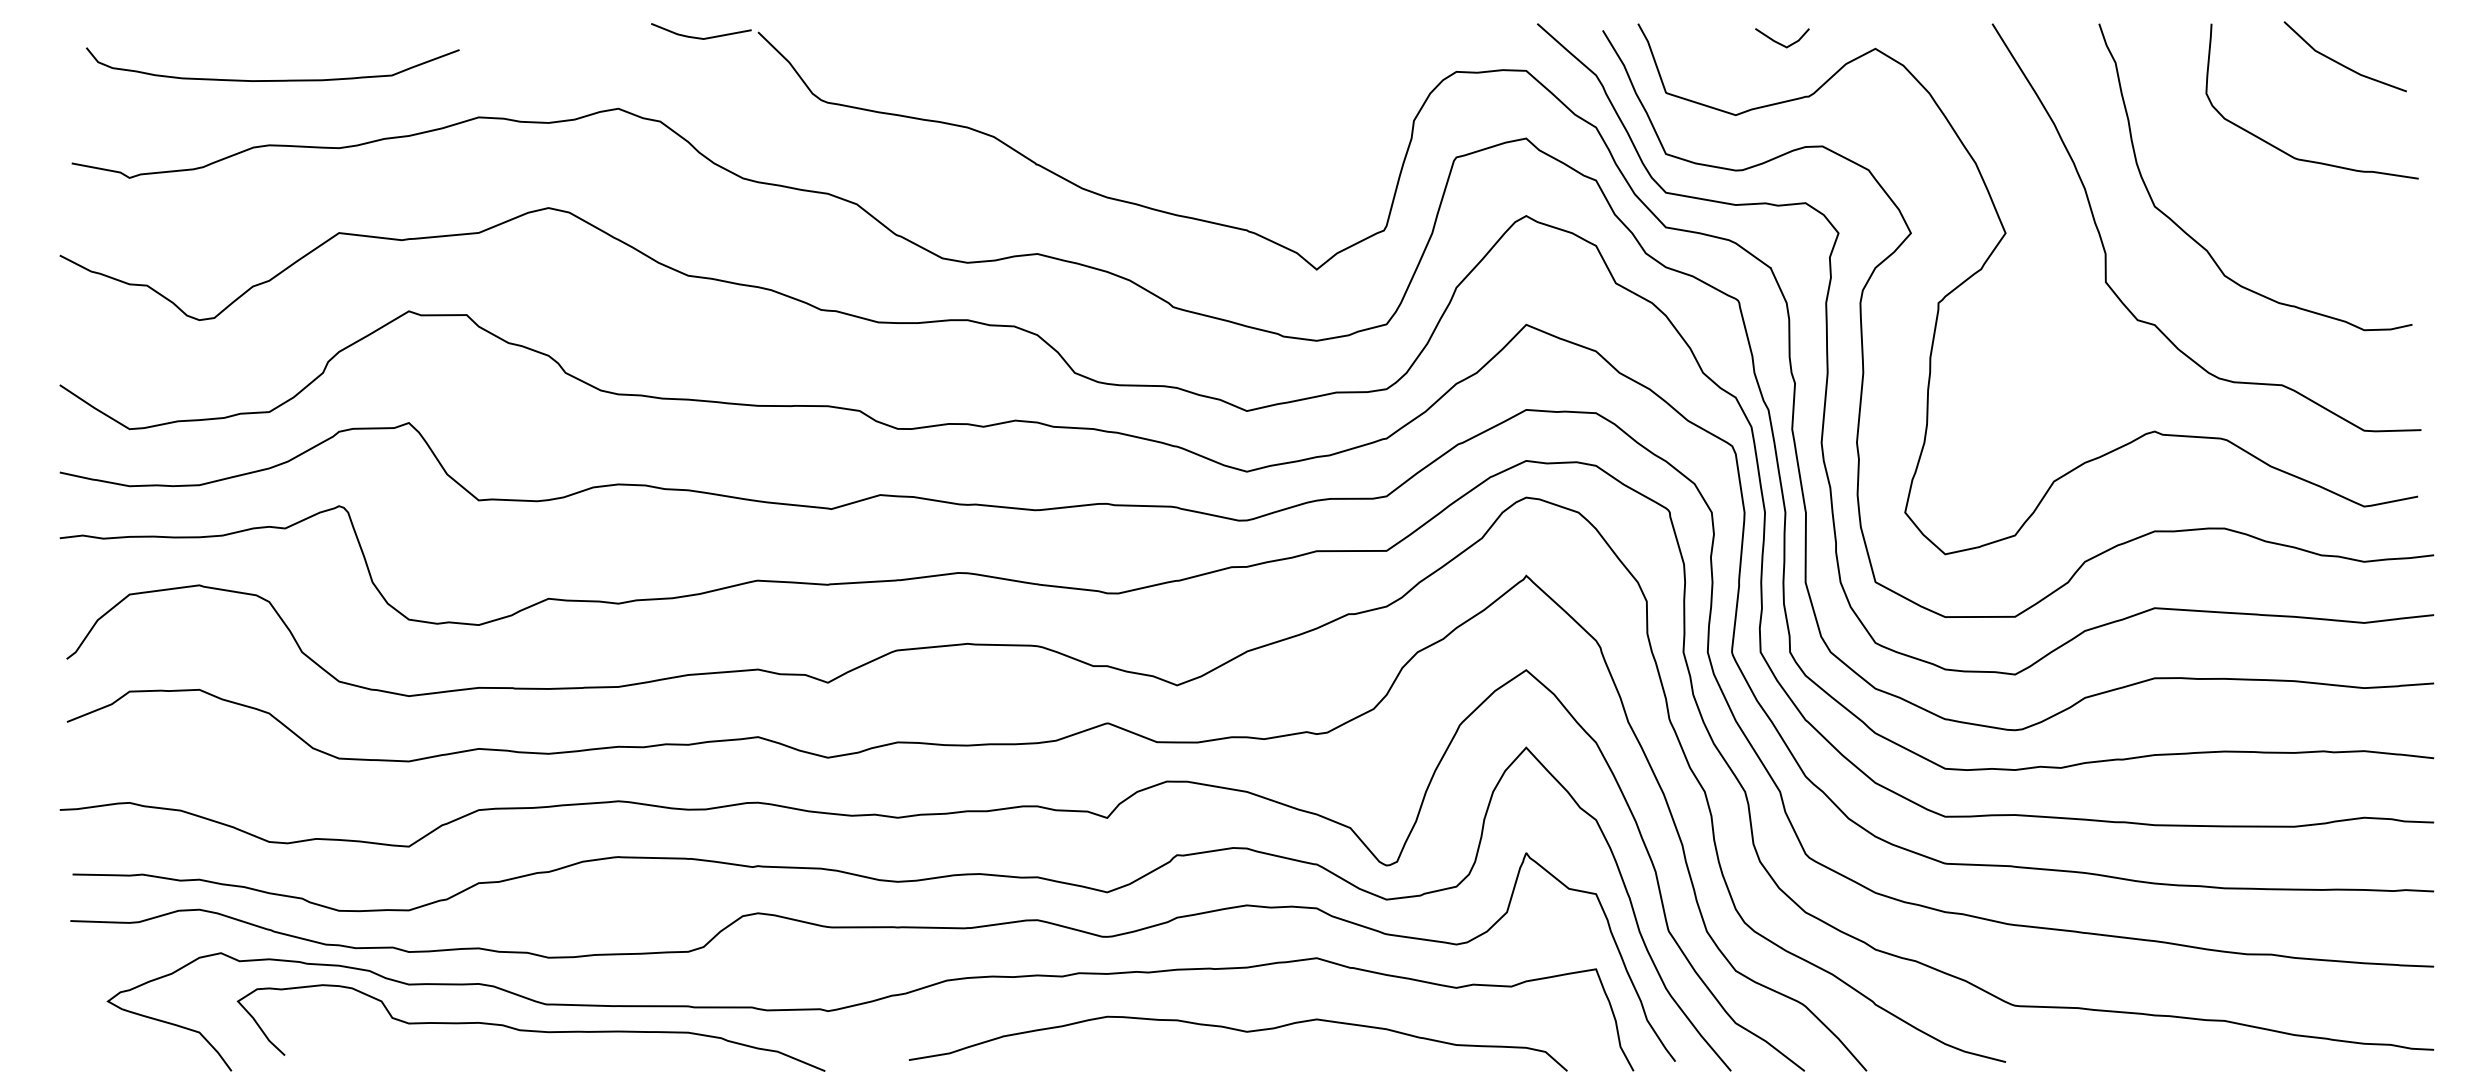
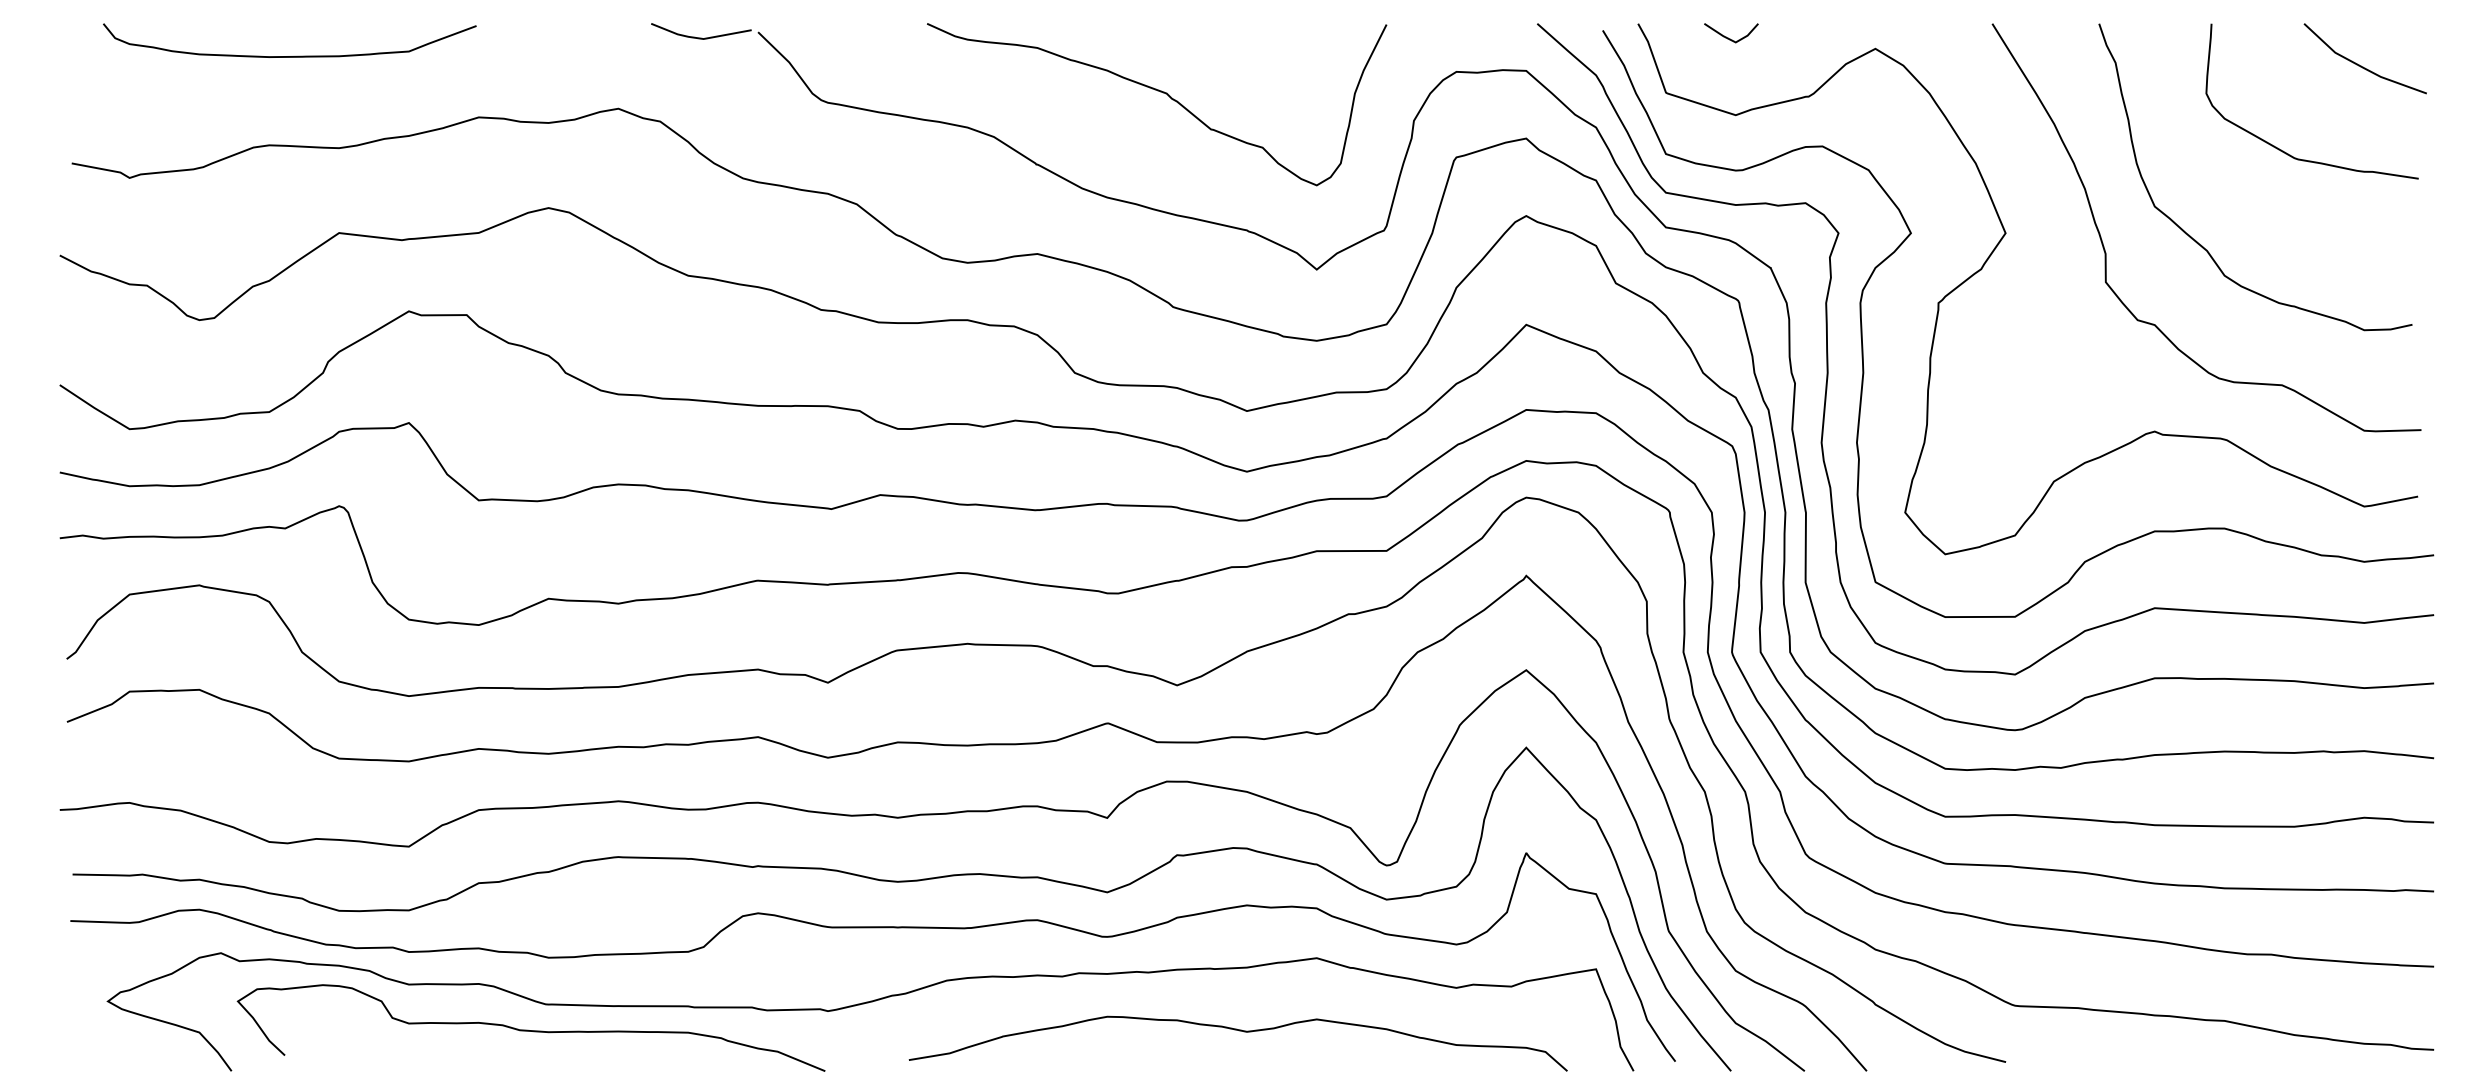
line position: (1779, 42) -> (1728, 37) (1728, 37)
line position: (2341, 63) -> (2361, 65) (2361, 65)
curve position: (272, 80) -> (289, 56) (289, 56)
curve: none -> present (1160, 92)
